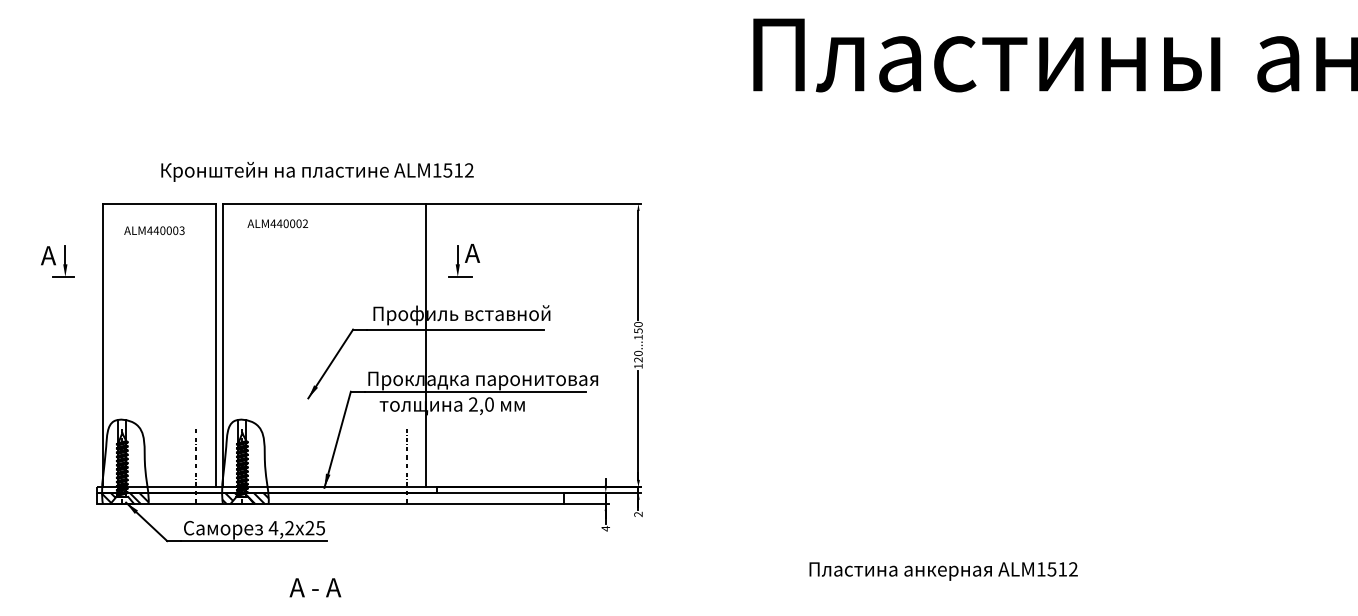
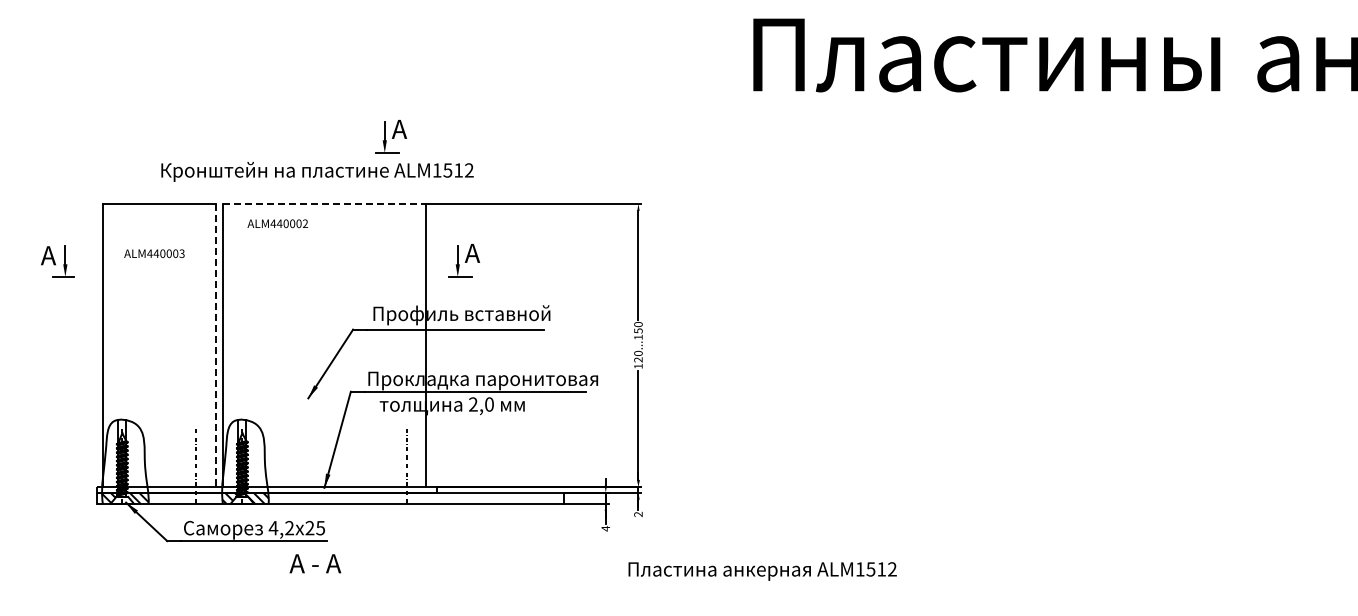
part: none -> present (391, 136)
line: solid -> dashed (324, 203)
text position: (154, 230) -> (154, 253) (154, 253)
line: solid -> dashed (215, 345)
text position: (943, 571) -> (762, 571) (762, 571)
text position: (315, 587) -> (315, 563) (315, 563)
